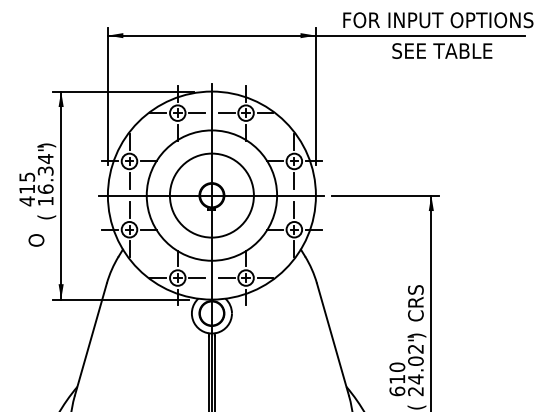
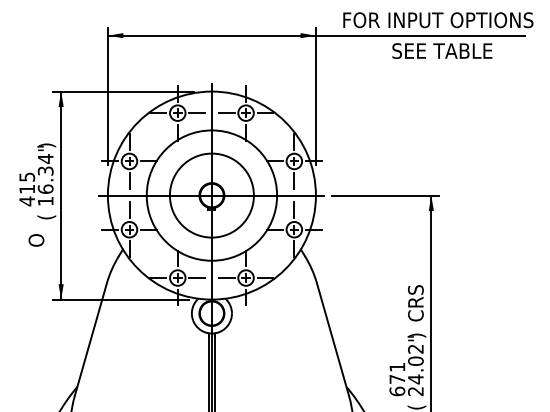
text: 610 -> 671 (397, 372)
